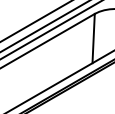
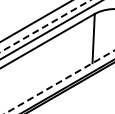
line: solid -> dashed (45, 26)
line: solid -> dashed (60, 81)
